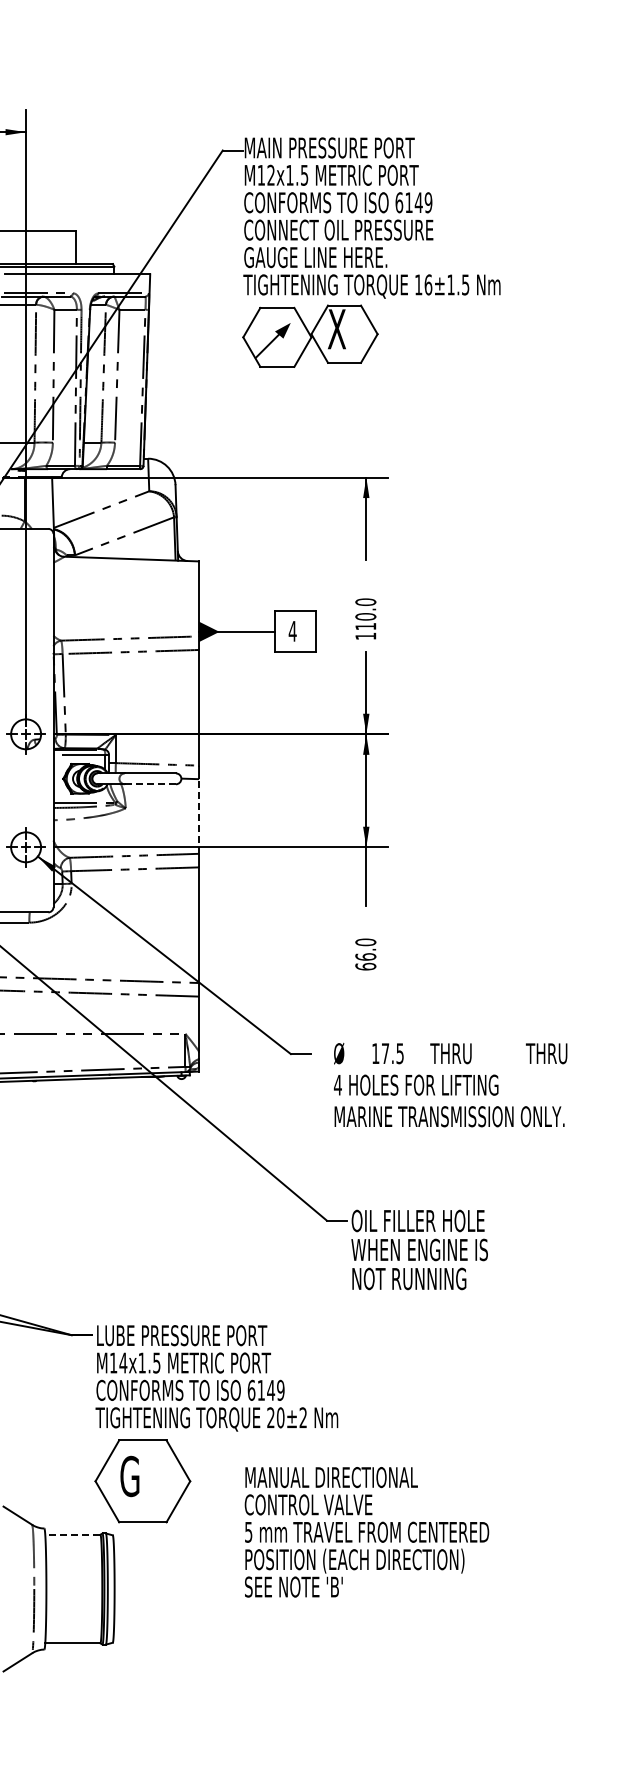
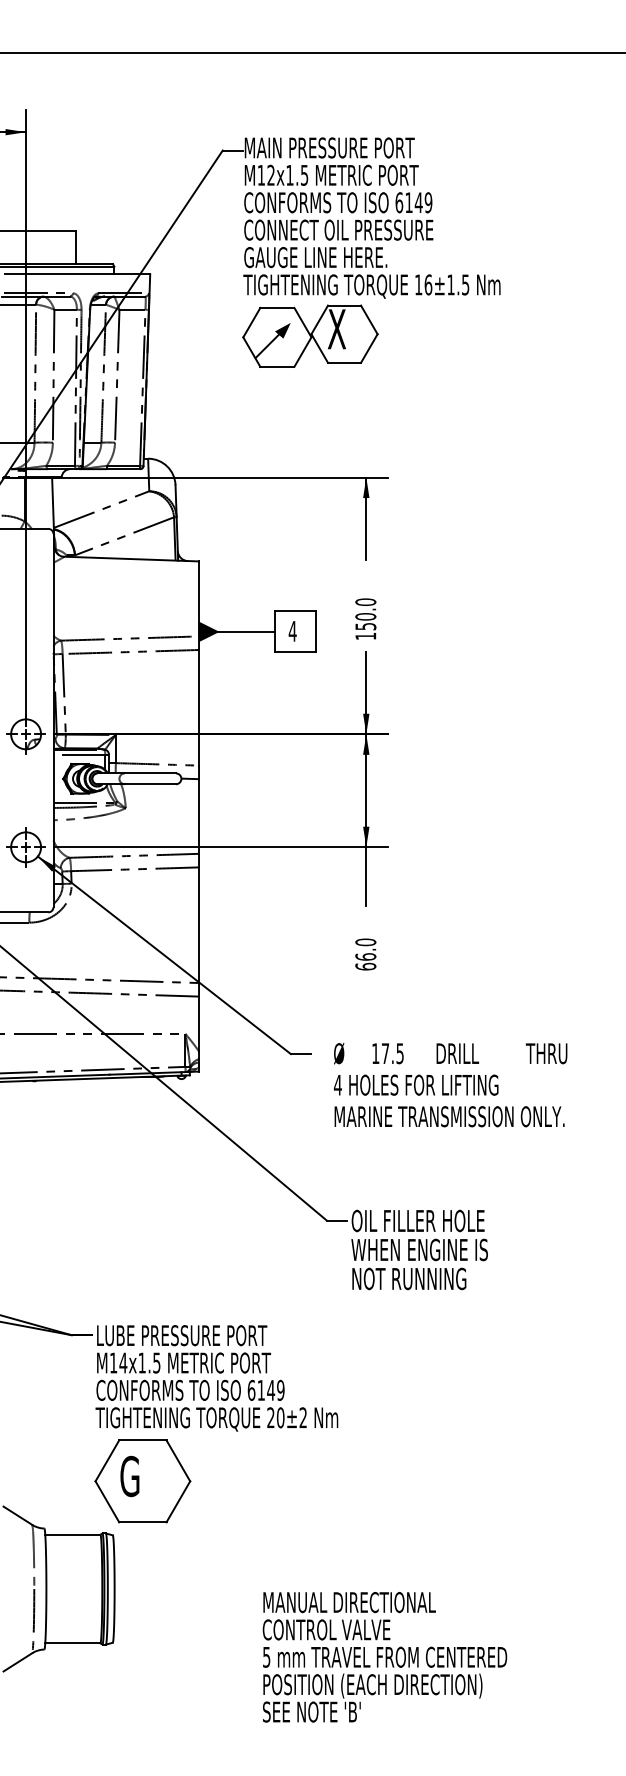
line: none -> present (312, 53)
text: 110.0 -> 150.0 (365, 626)
line: dashed -> solid (150, 784)
line: dashed -> solid (199, 816)
text: THRU -> DRILL (454, 1053)
text position: (366, 1532) -> (384, 1657) (384, 1657)
line: dashed -> solid (72, 1534)
